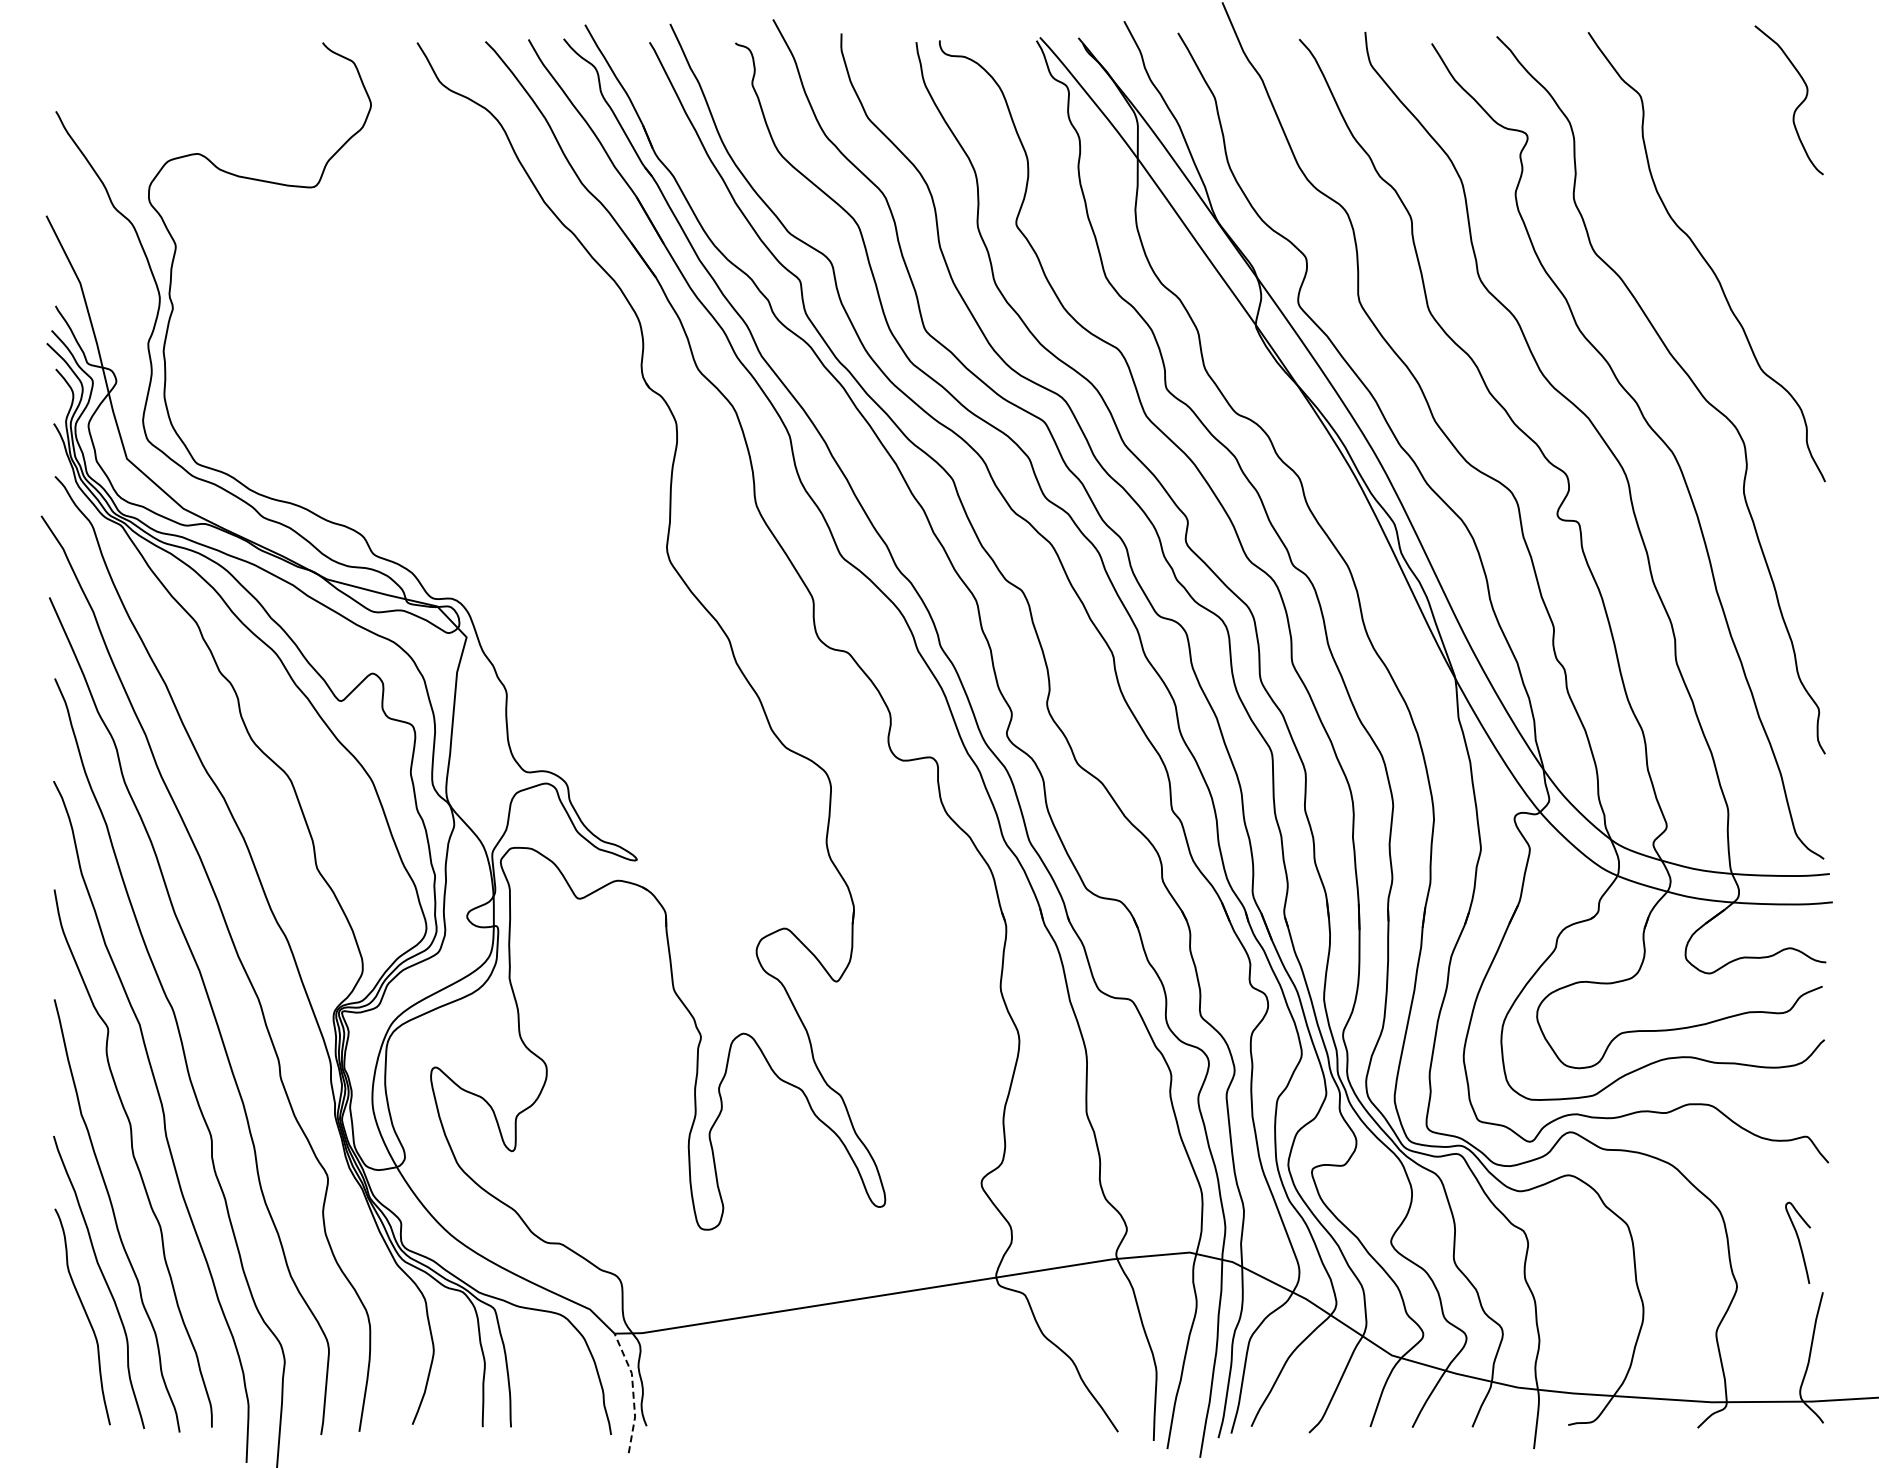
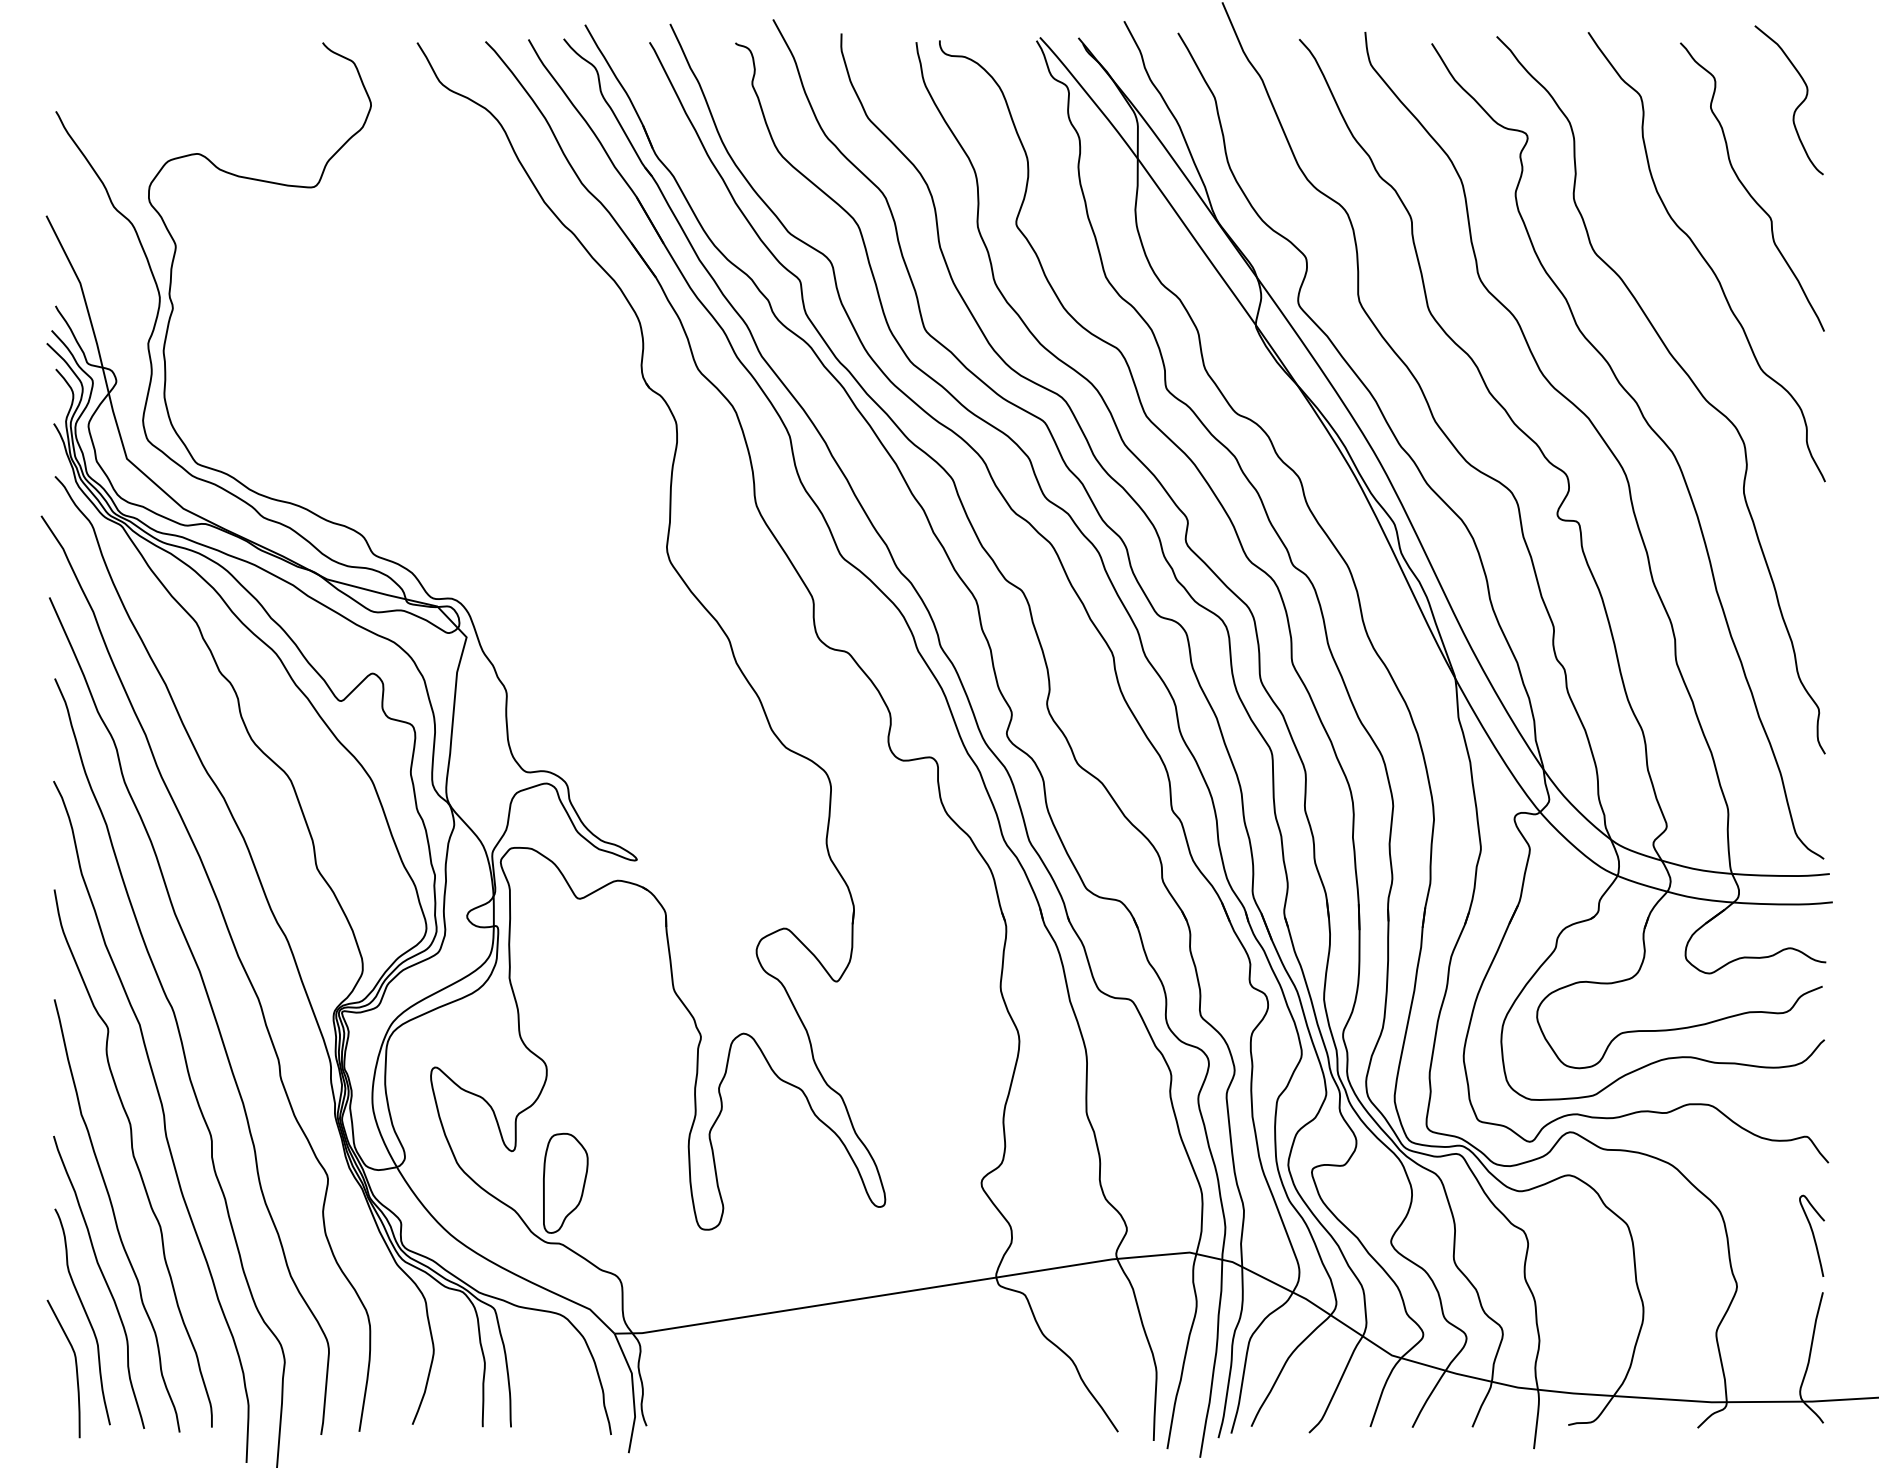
curve: none -> present (1748, 190)
part: none -> present (565, 1182)
curve position: (1798, 1242) -> (1812, 1235) (1812, 1235)
curve: none -> present (75, 1368)
line: dashed -> solid (633, 1391)
